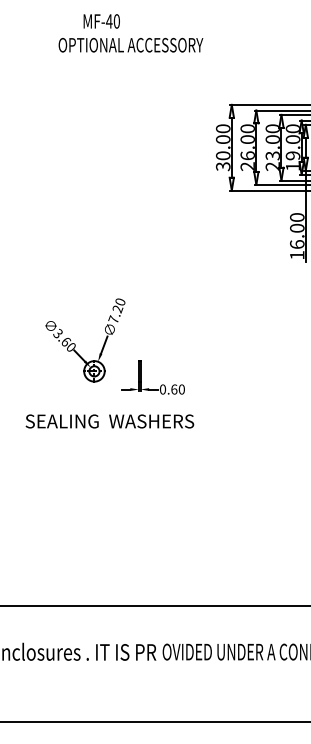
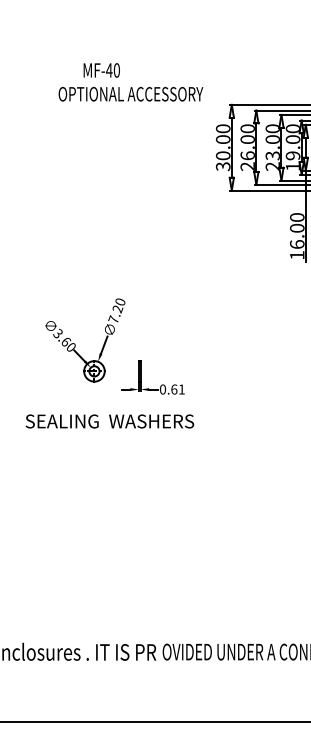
text position: (130, 33) -> (130, 82) (130, 82)
text: 0.60 -> 0.61 (181, 389)
line: present -> none (154, 605)
